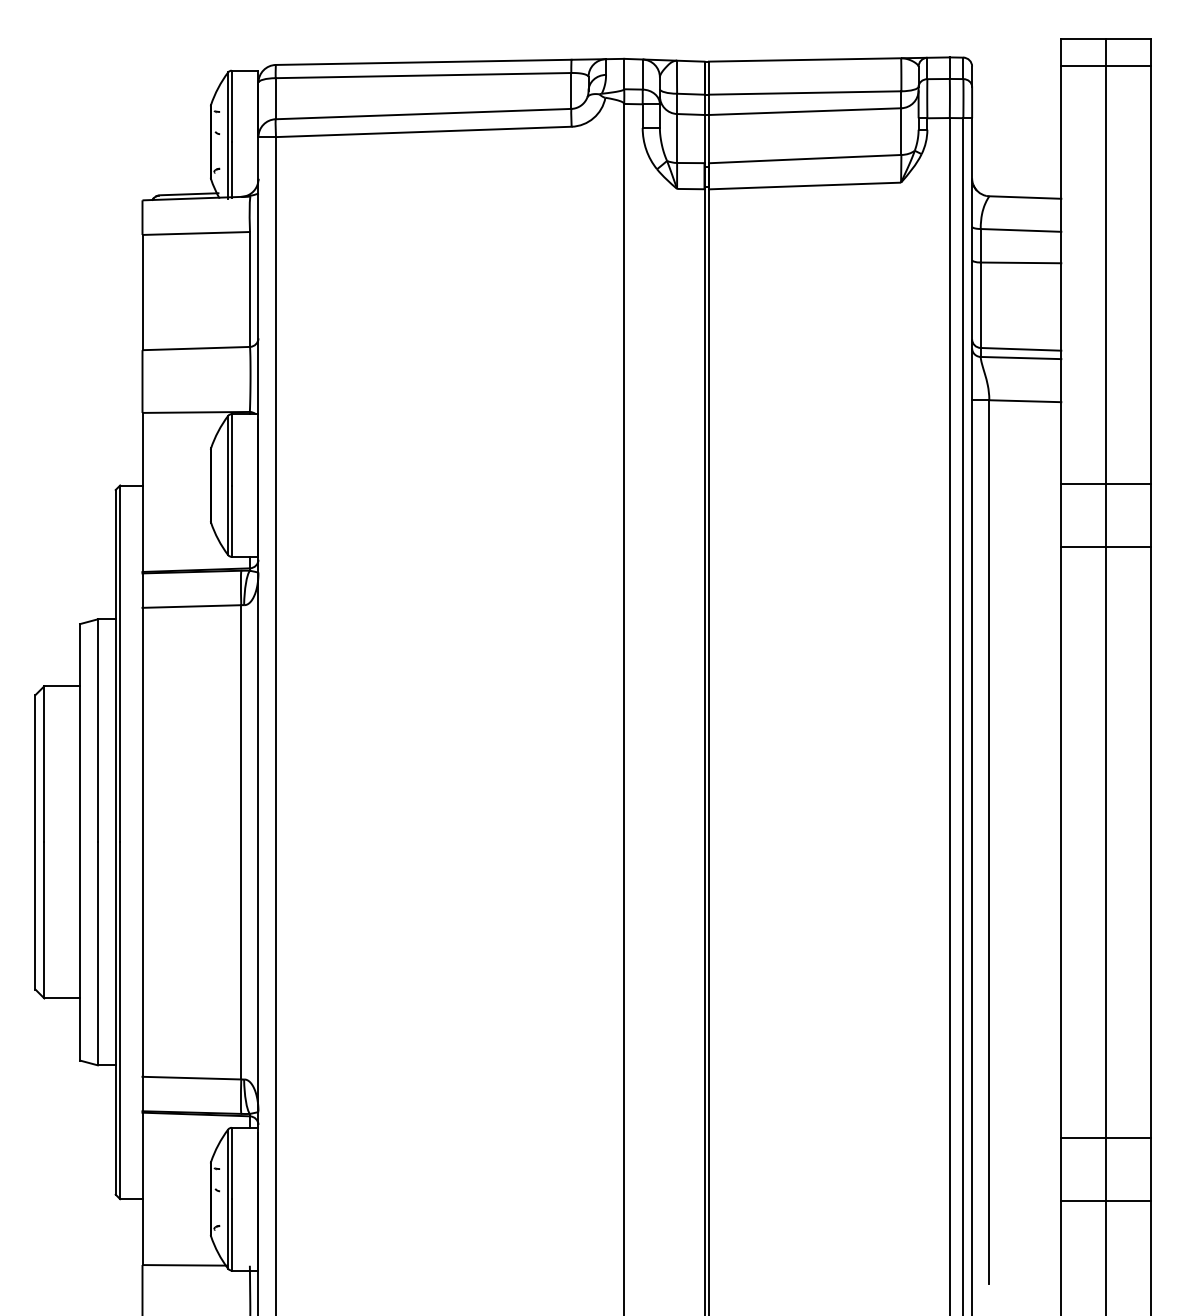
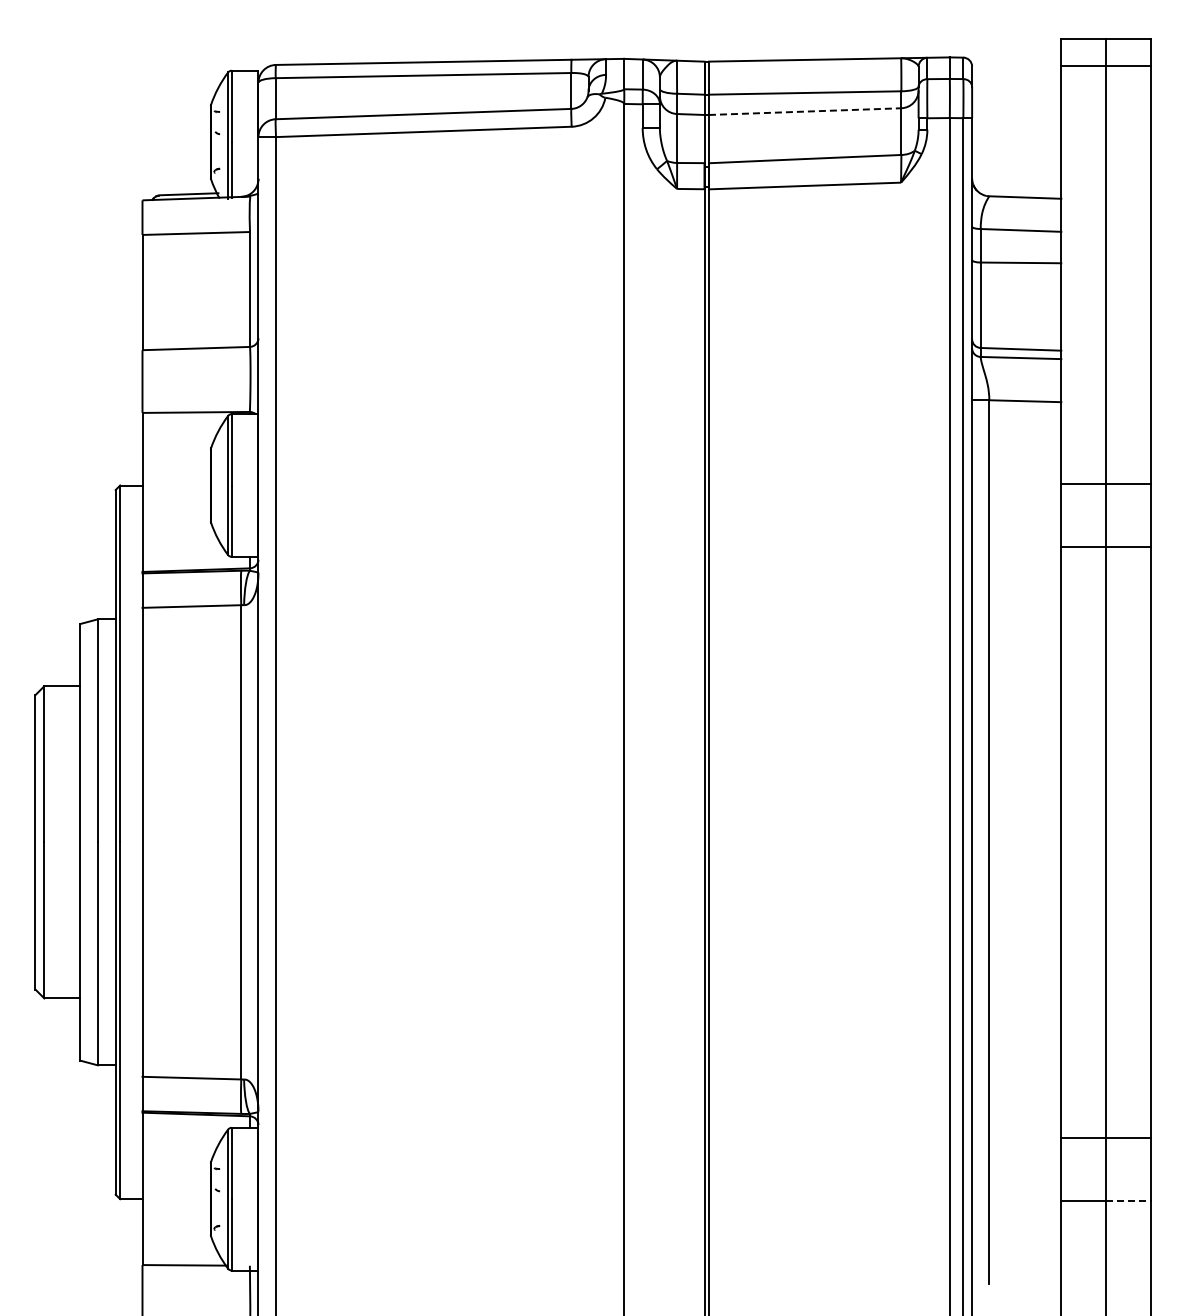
line: solid -> dashed (805, 111)
line: solid -> dashed (1128, 1201)
